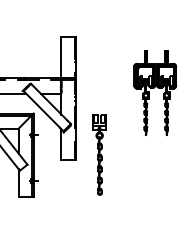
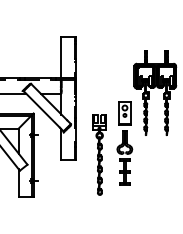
part: none -> present (124, 143)
